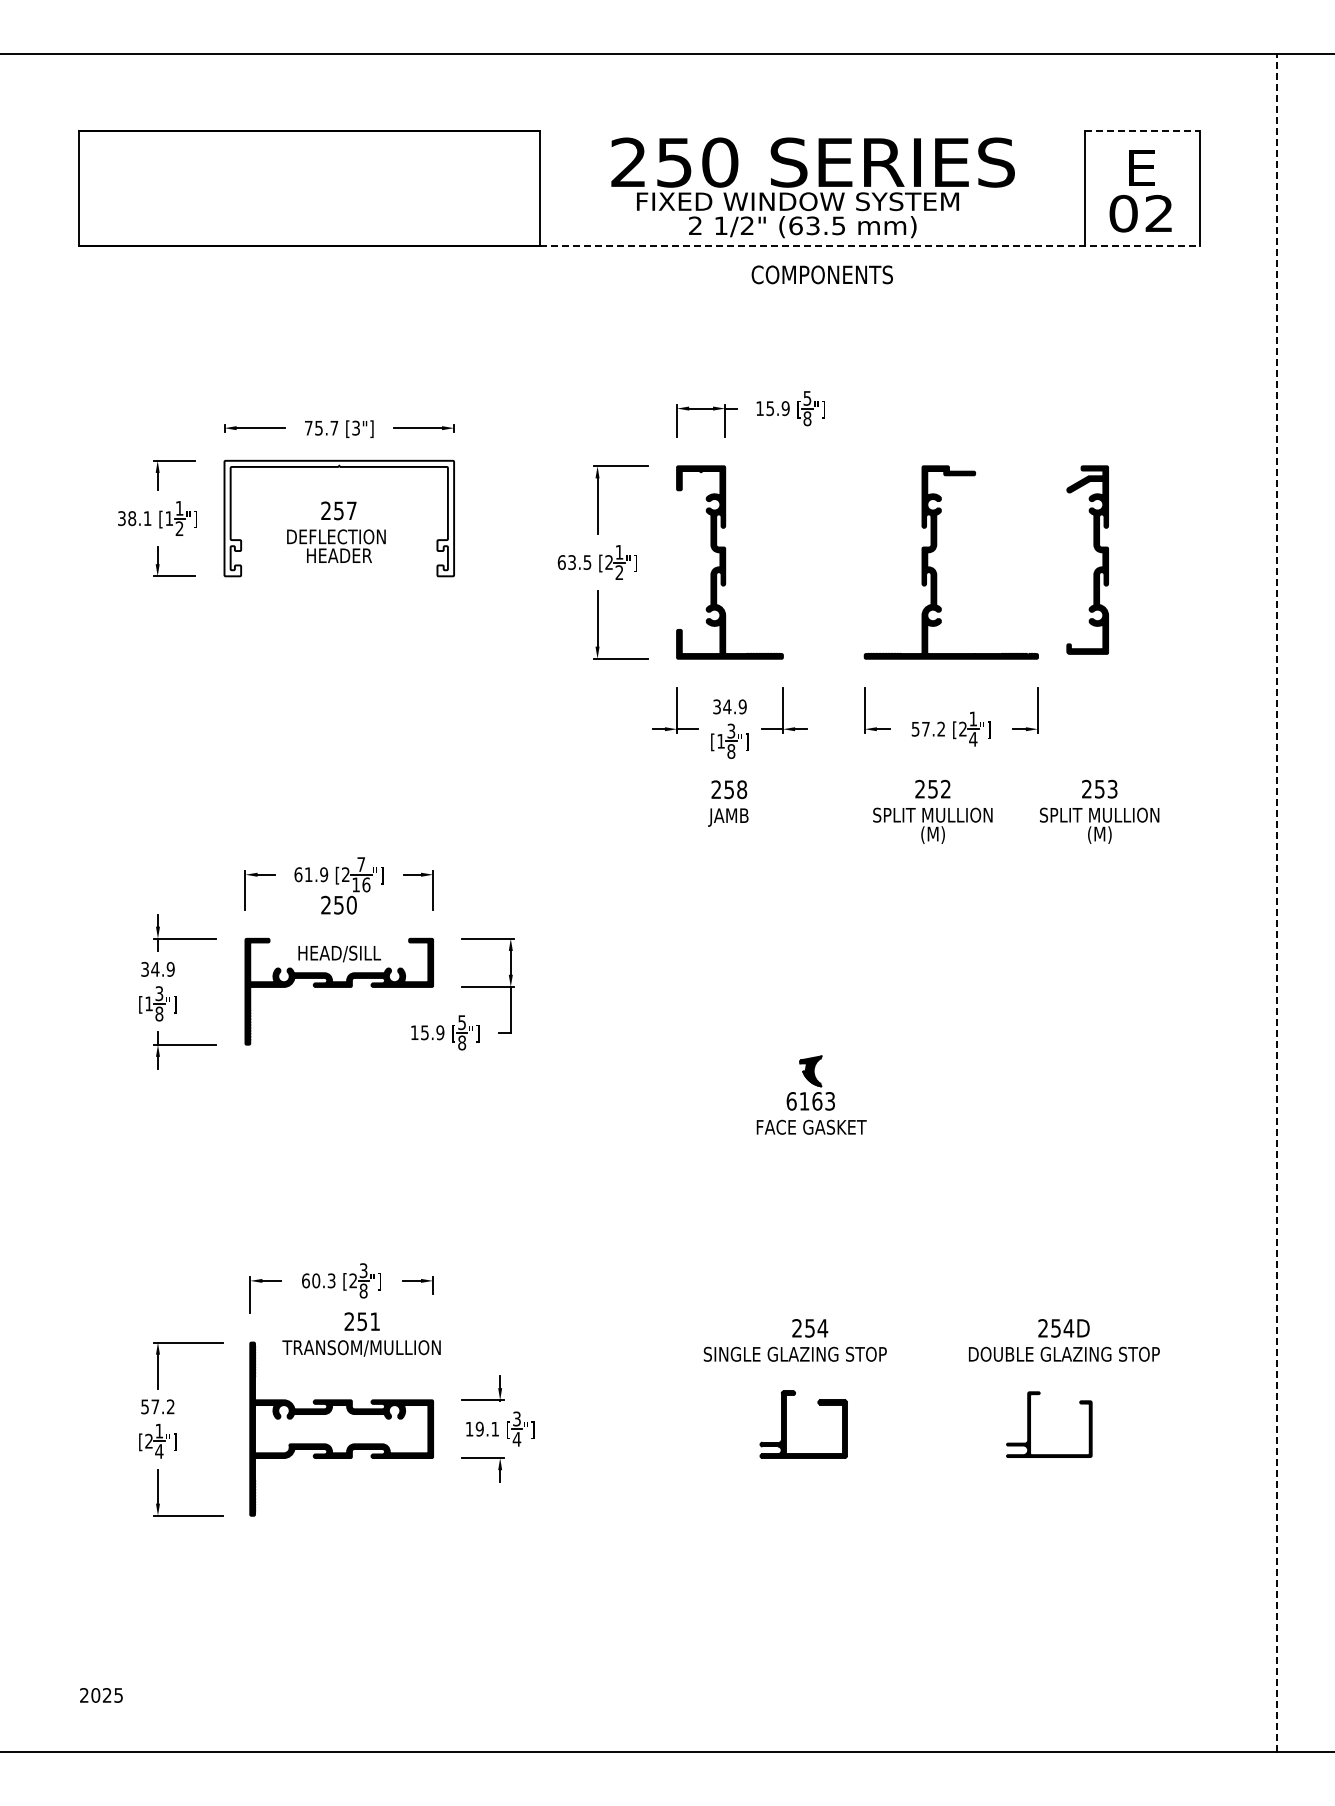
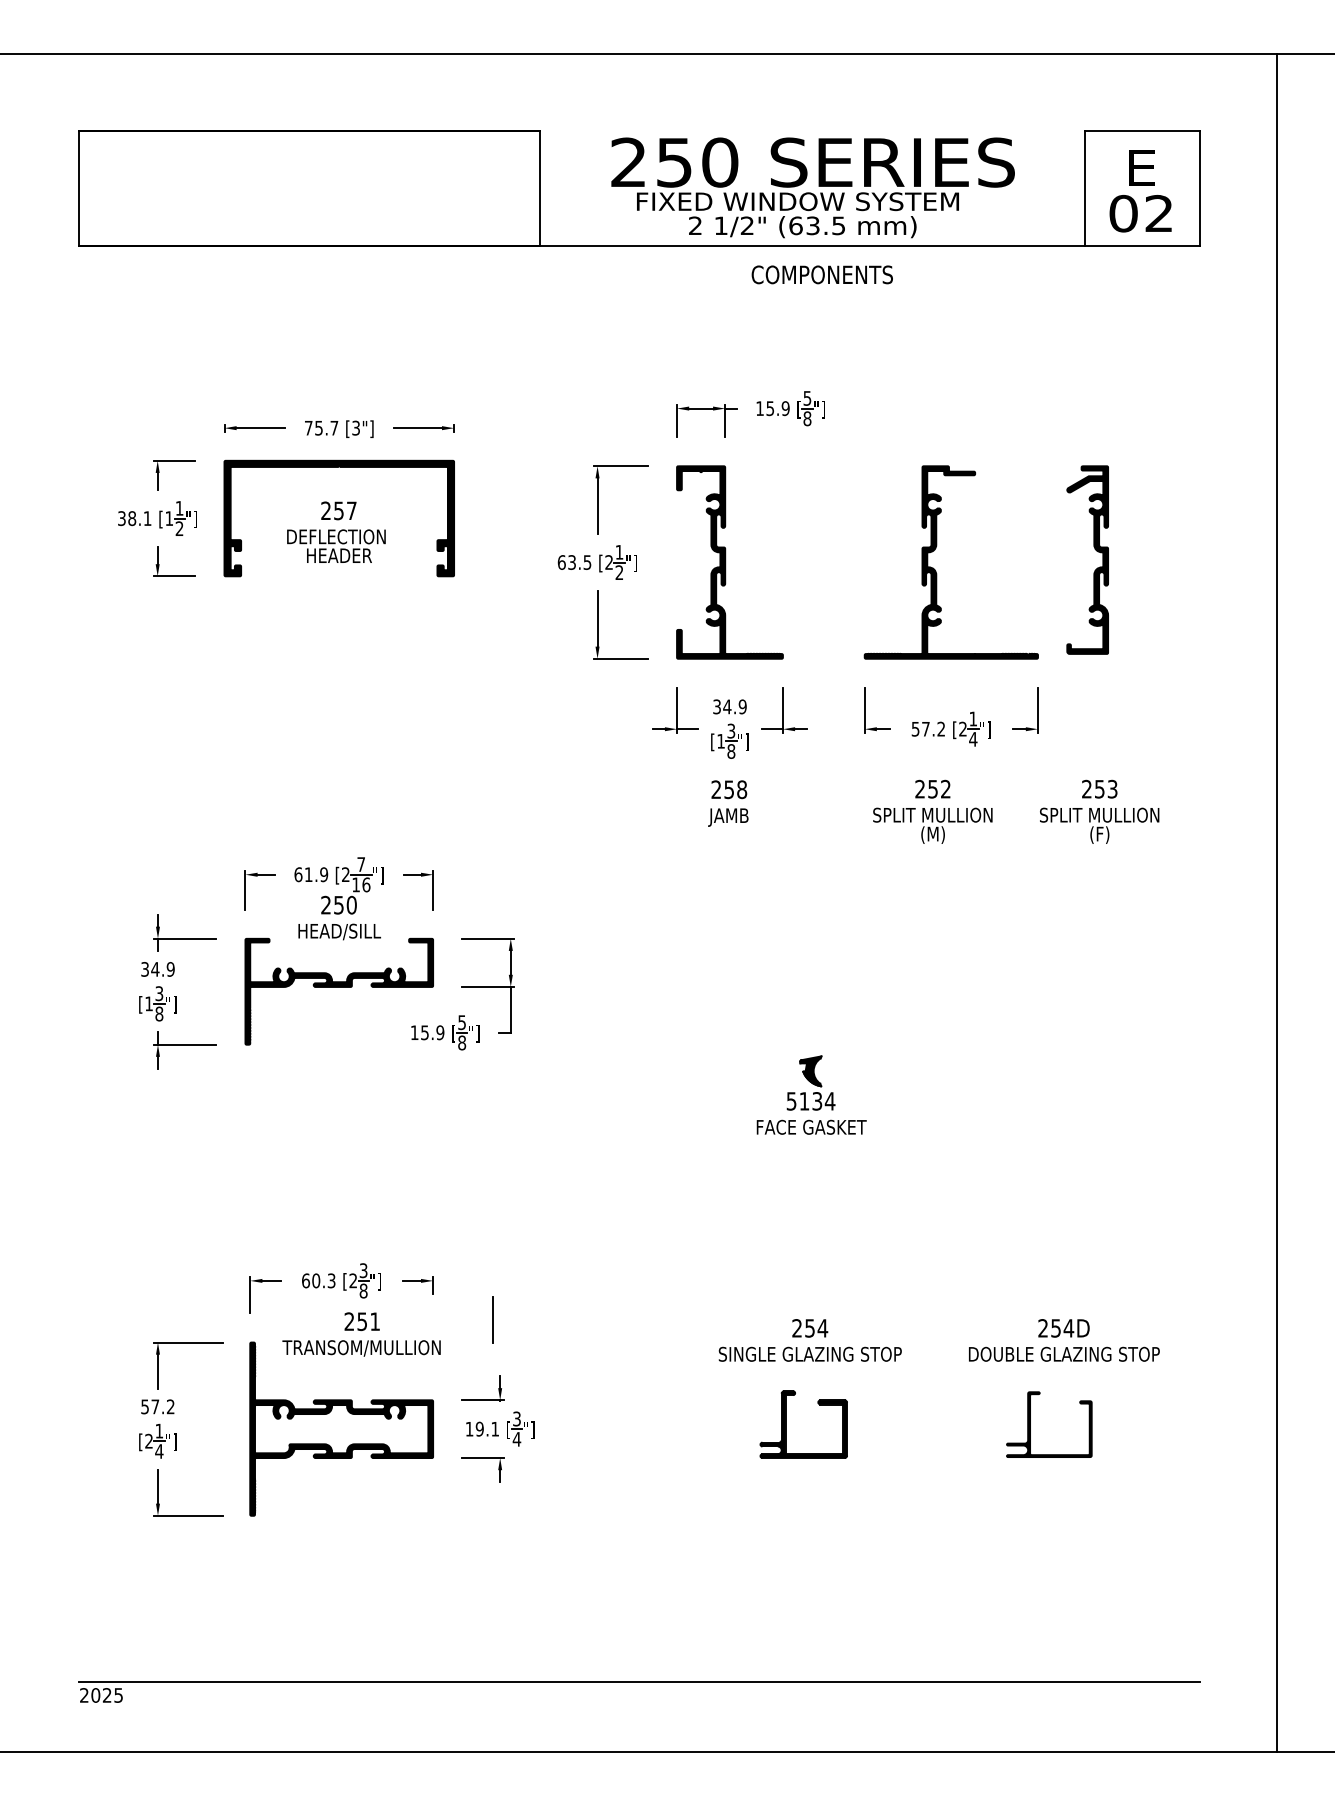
line: dashed -> solid (1142, 131)
line: dashed -> solid (870, 246)
fill: none -> present (339, 518)
text: (M) -> (F) (1099, 834)
line: dashed -> solid (1276, 902)
text position: (339, 953) -> (339, 931) (339, 931)
text: 6163 -> 5134 (810, 1101)
line: none -> present (493, 1319)
text position: (794, 1353) -> (809, 1353) (809, 1353)
line: none -> present (639, 1682)
